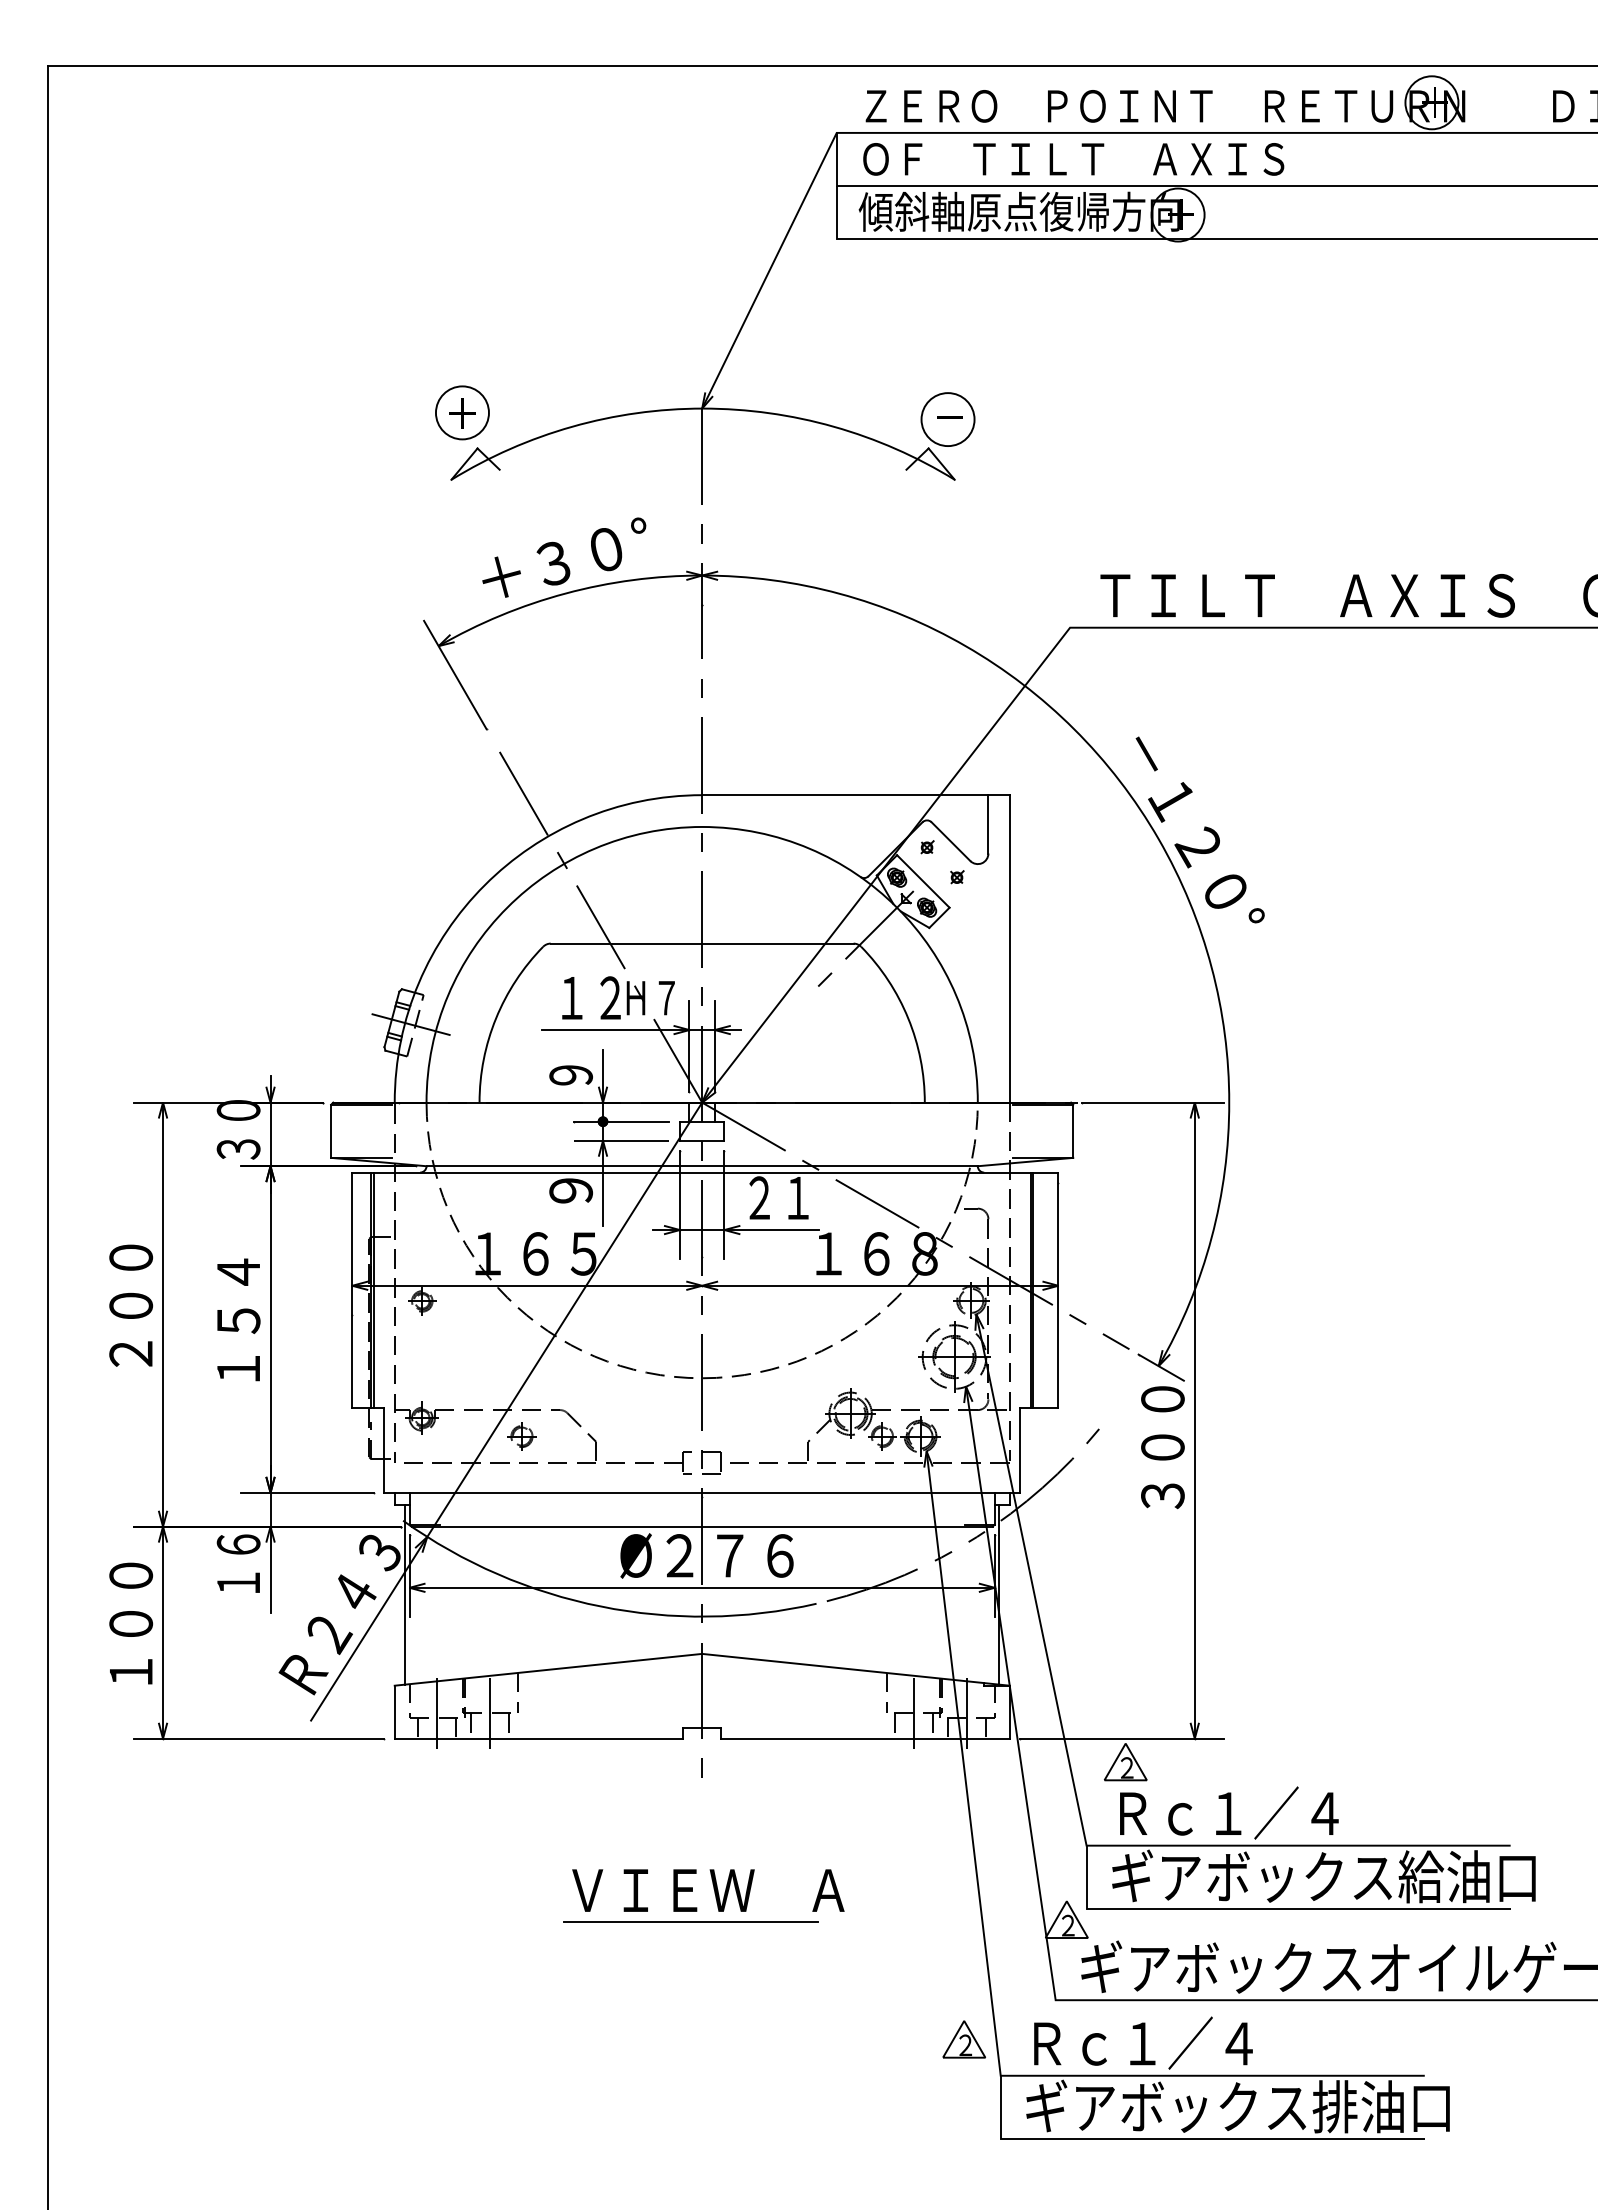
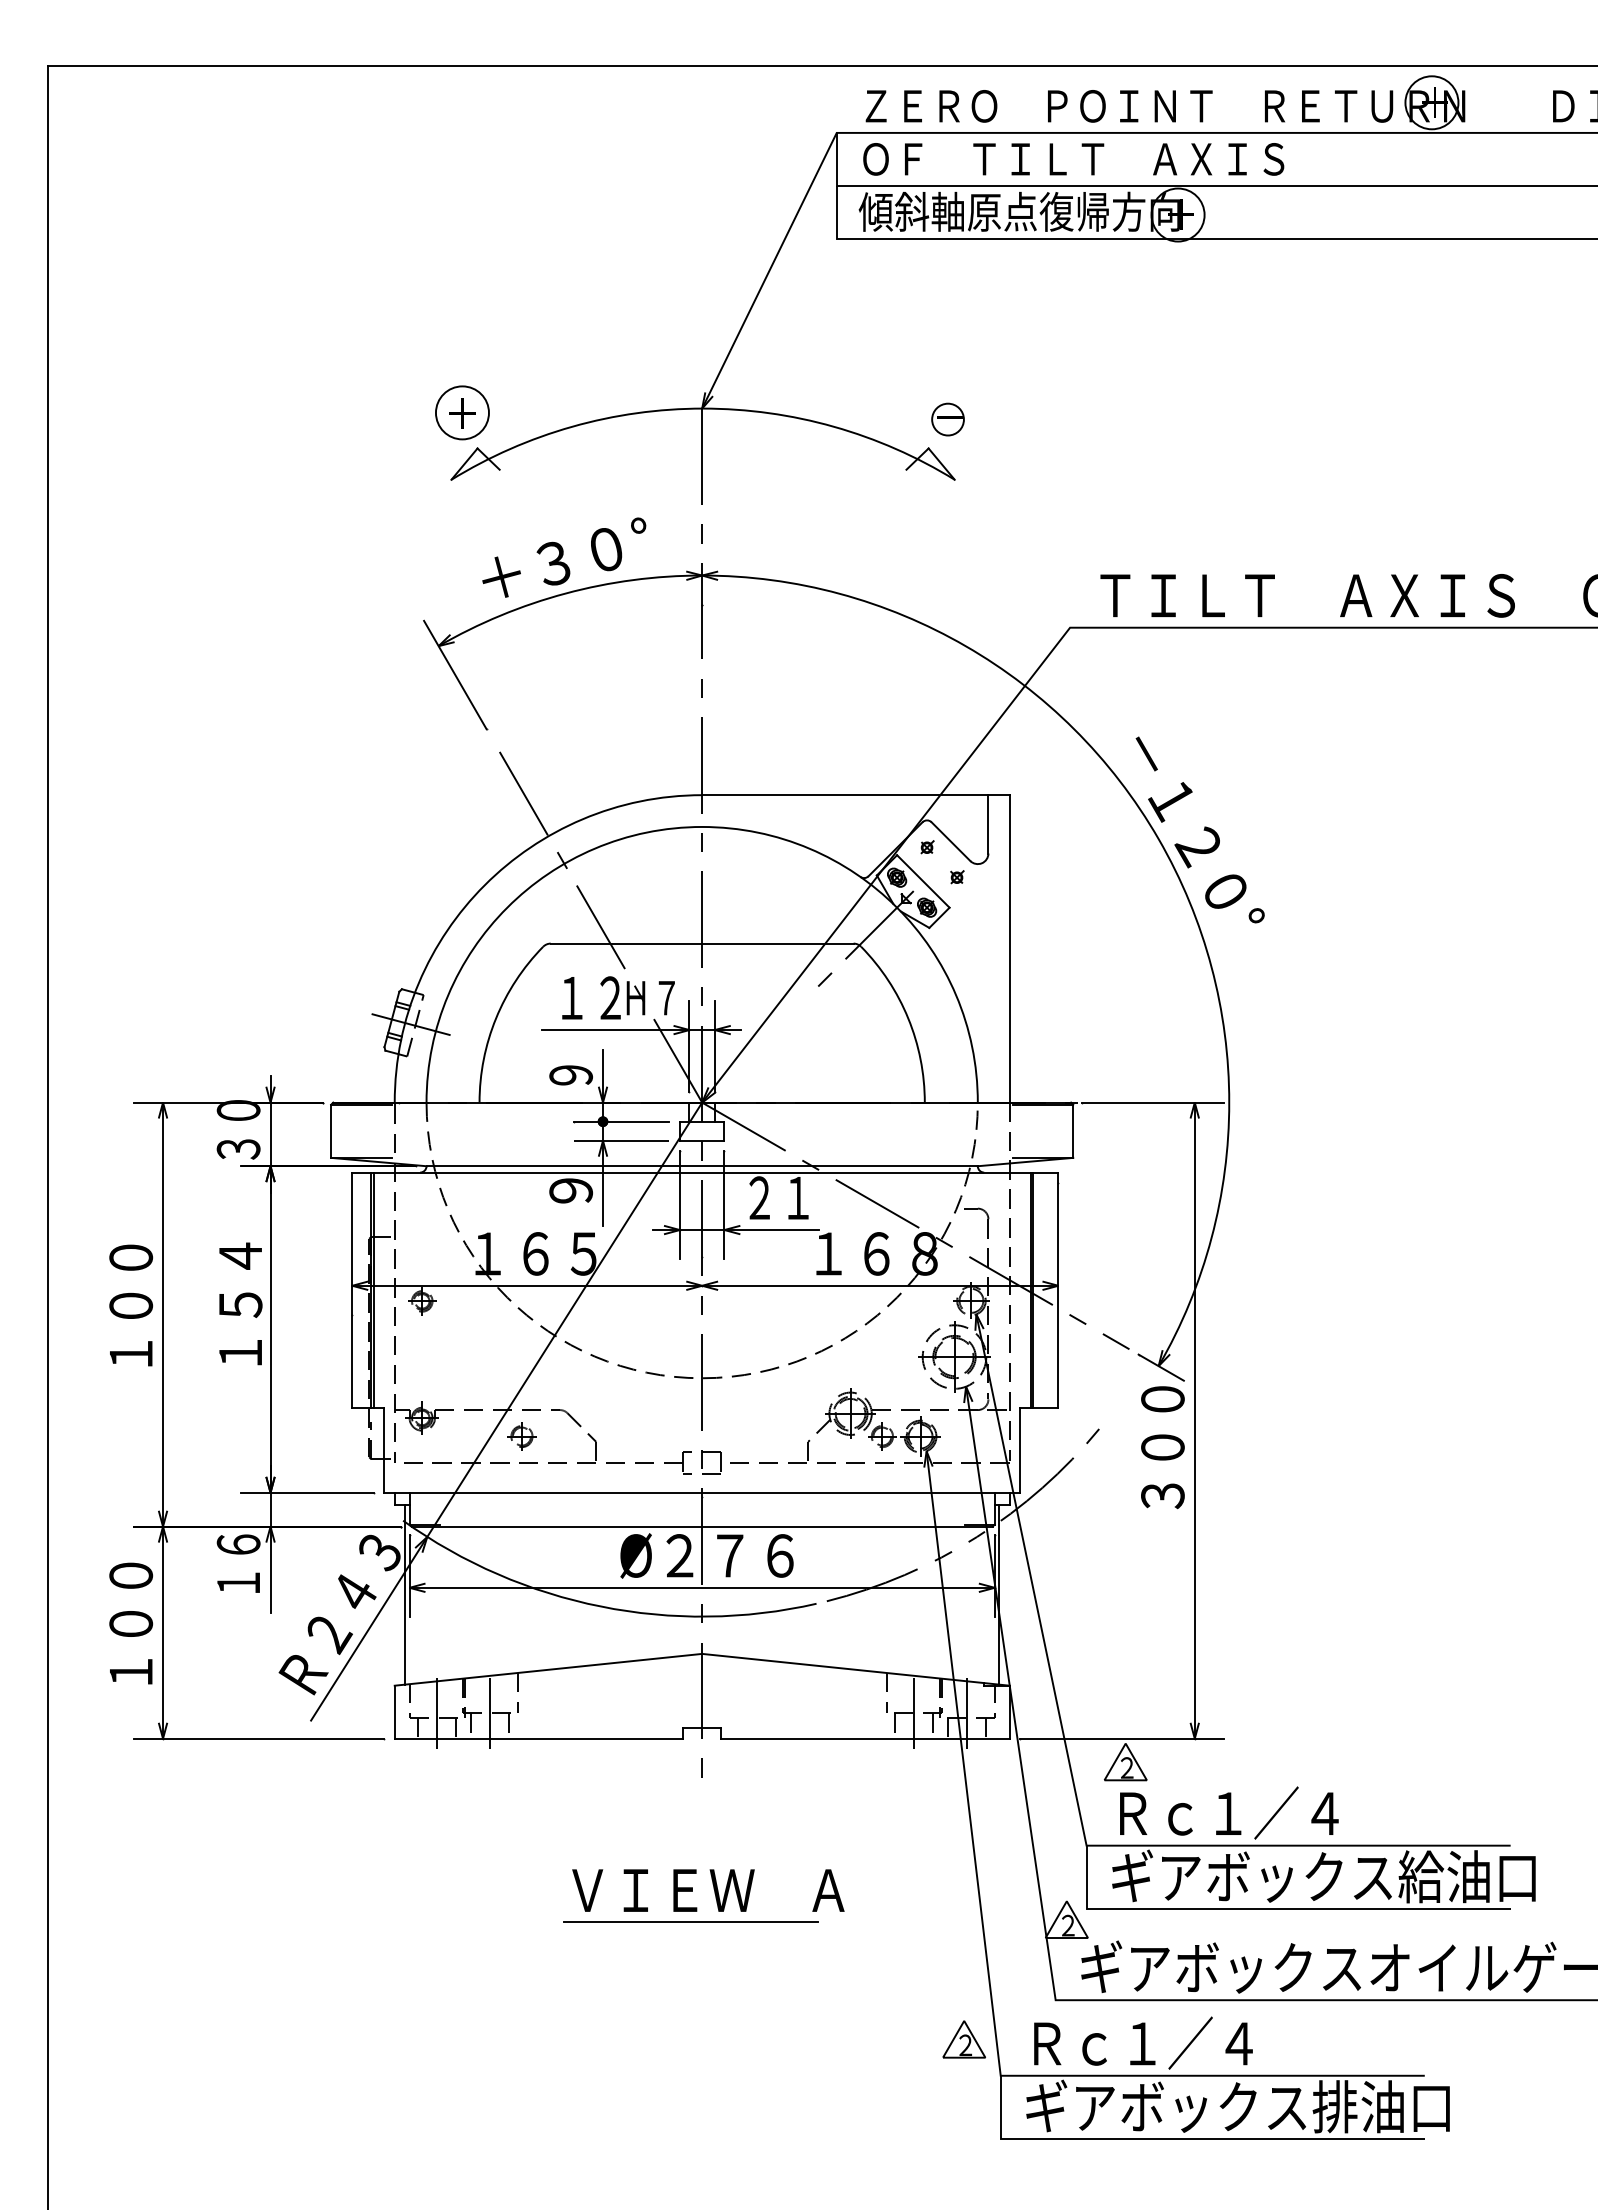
circle diameter: 53 px -> 32 px (947, 419)
text position: (238, 1319) -> (240, 1303) (240, 1303)
text: ２００ -> １００ (130, 1353)
